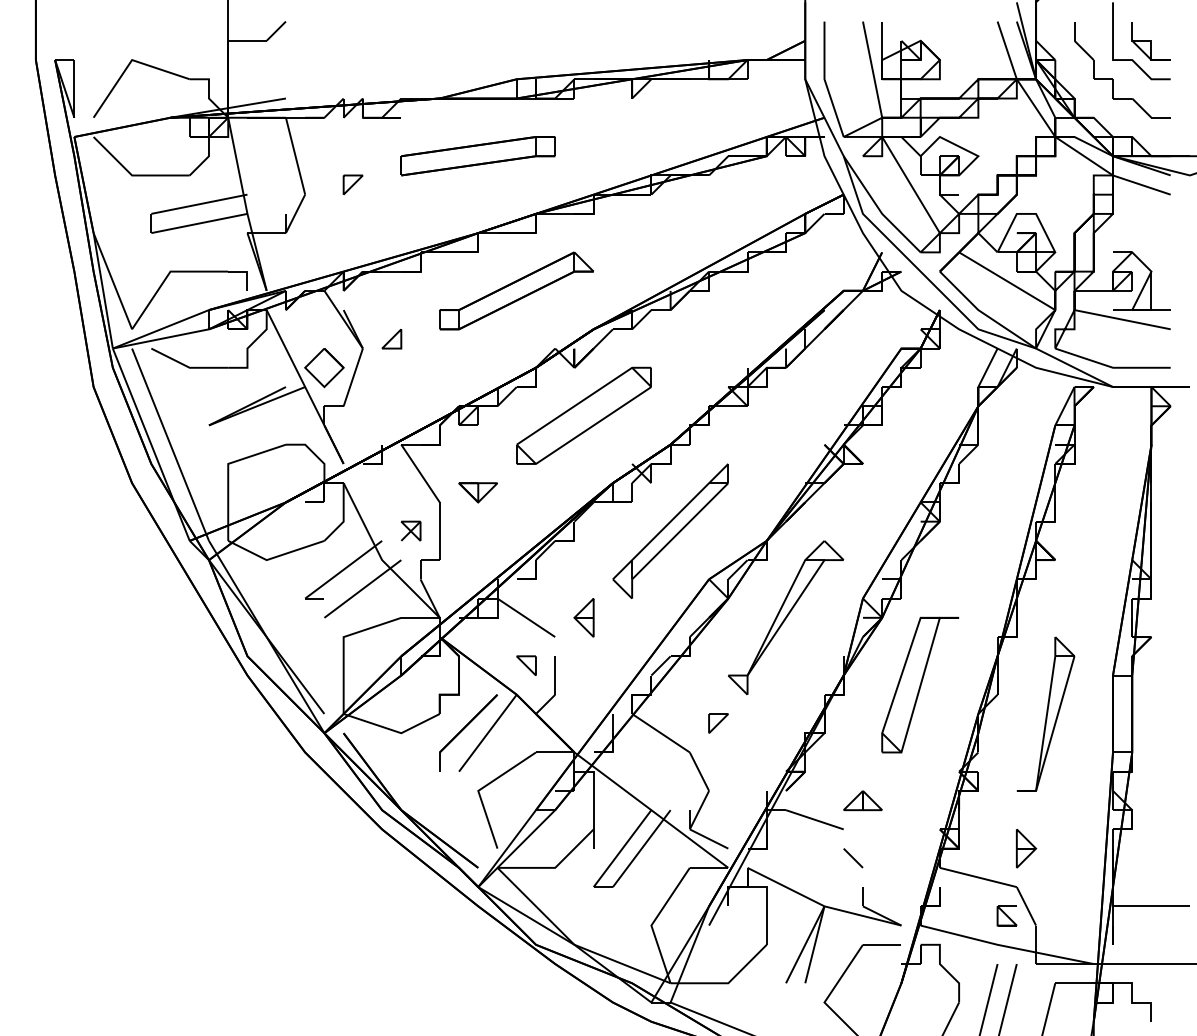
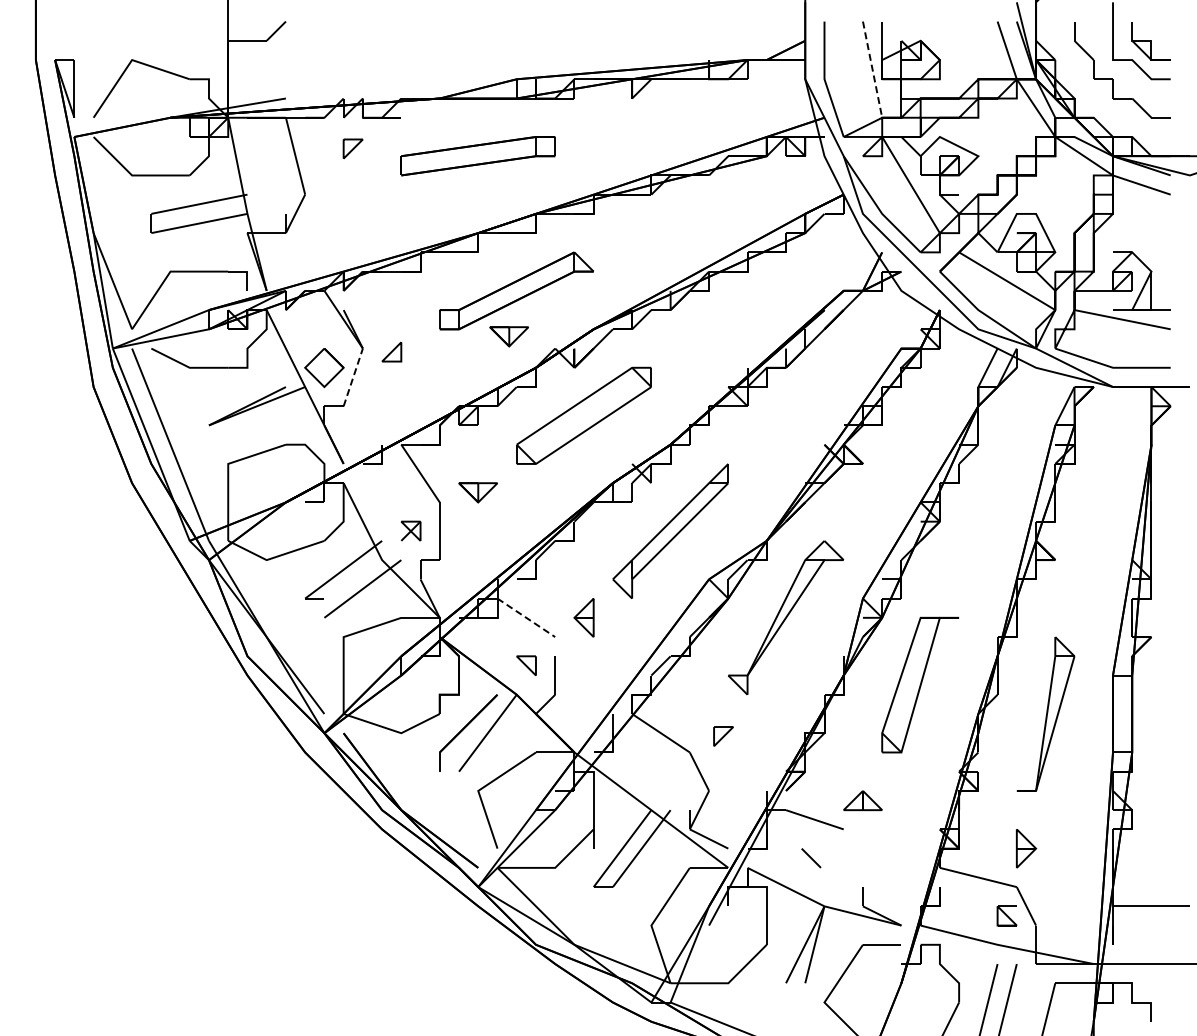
line: solid -> dashed (872, 70)
part position: (352, 184) -> (352, 148) (352, 148)
part: none -> present (508, 336)
part position: (391, 338) -> (391, 351) (391, 351)
line: solid -> dashed (353, 376)
line: solid -> dashed (526, 617)
part position: (718, 723) -> (723, 736) (723, 736)
line position: (853, 858) -> (811, 858) (811, 858)
